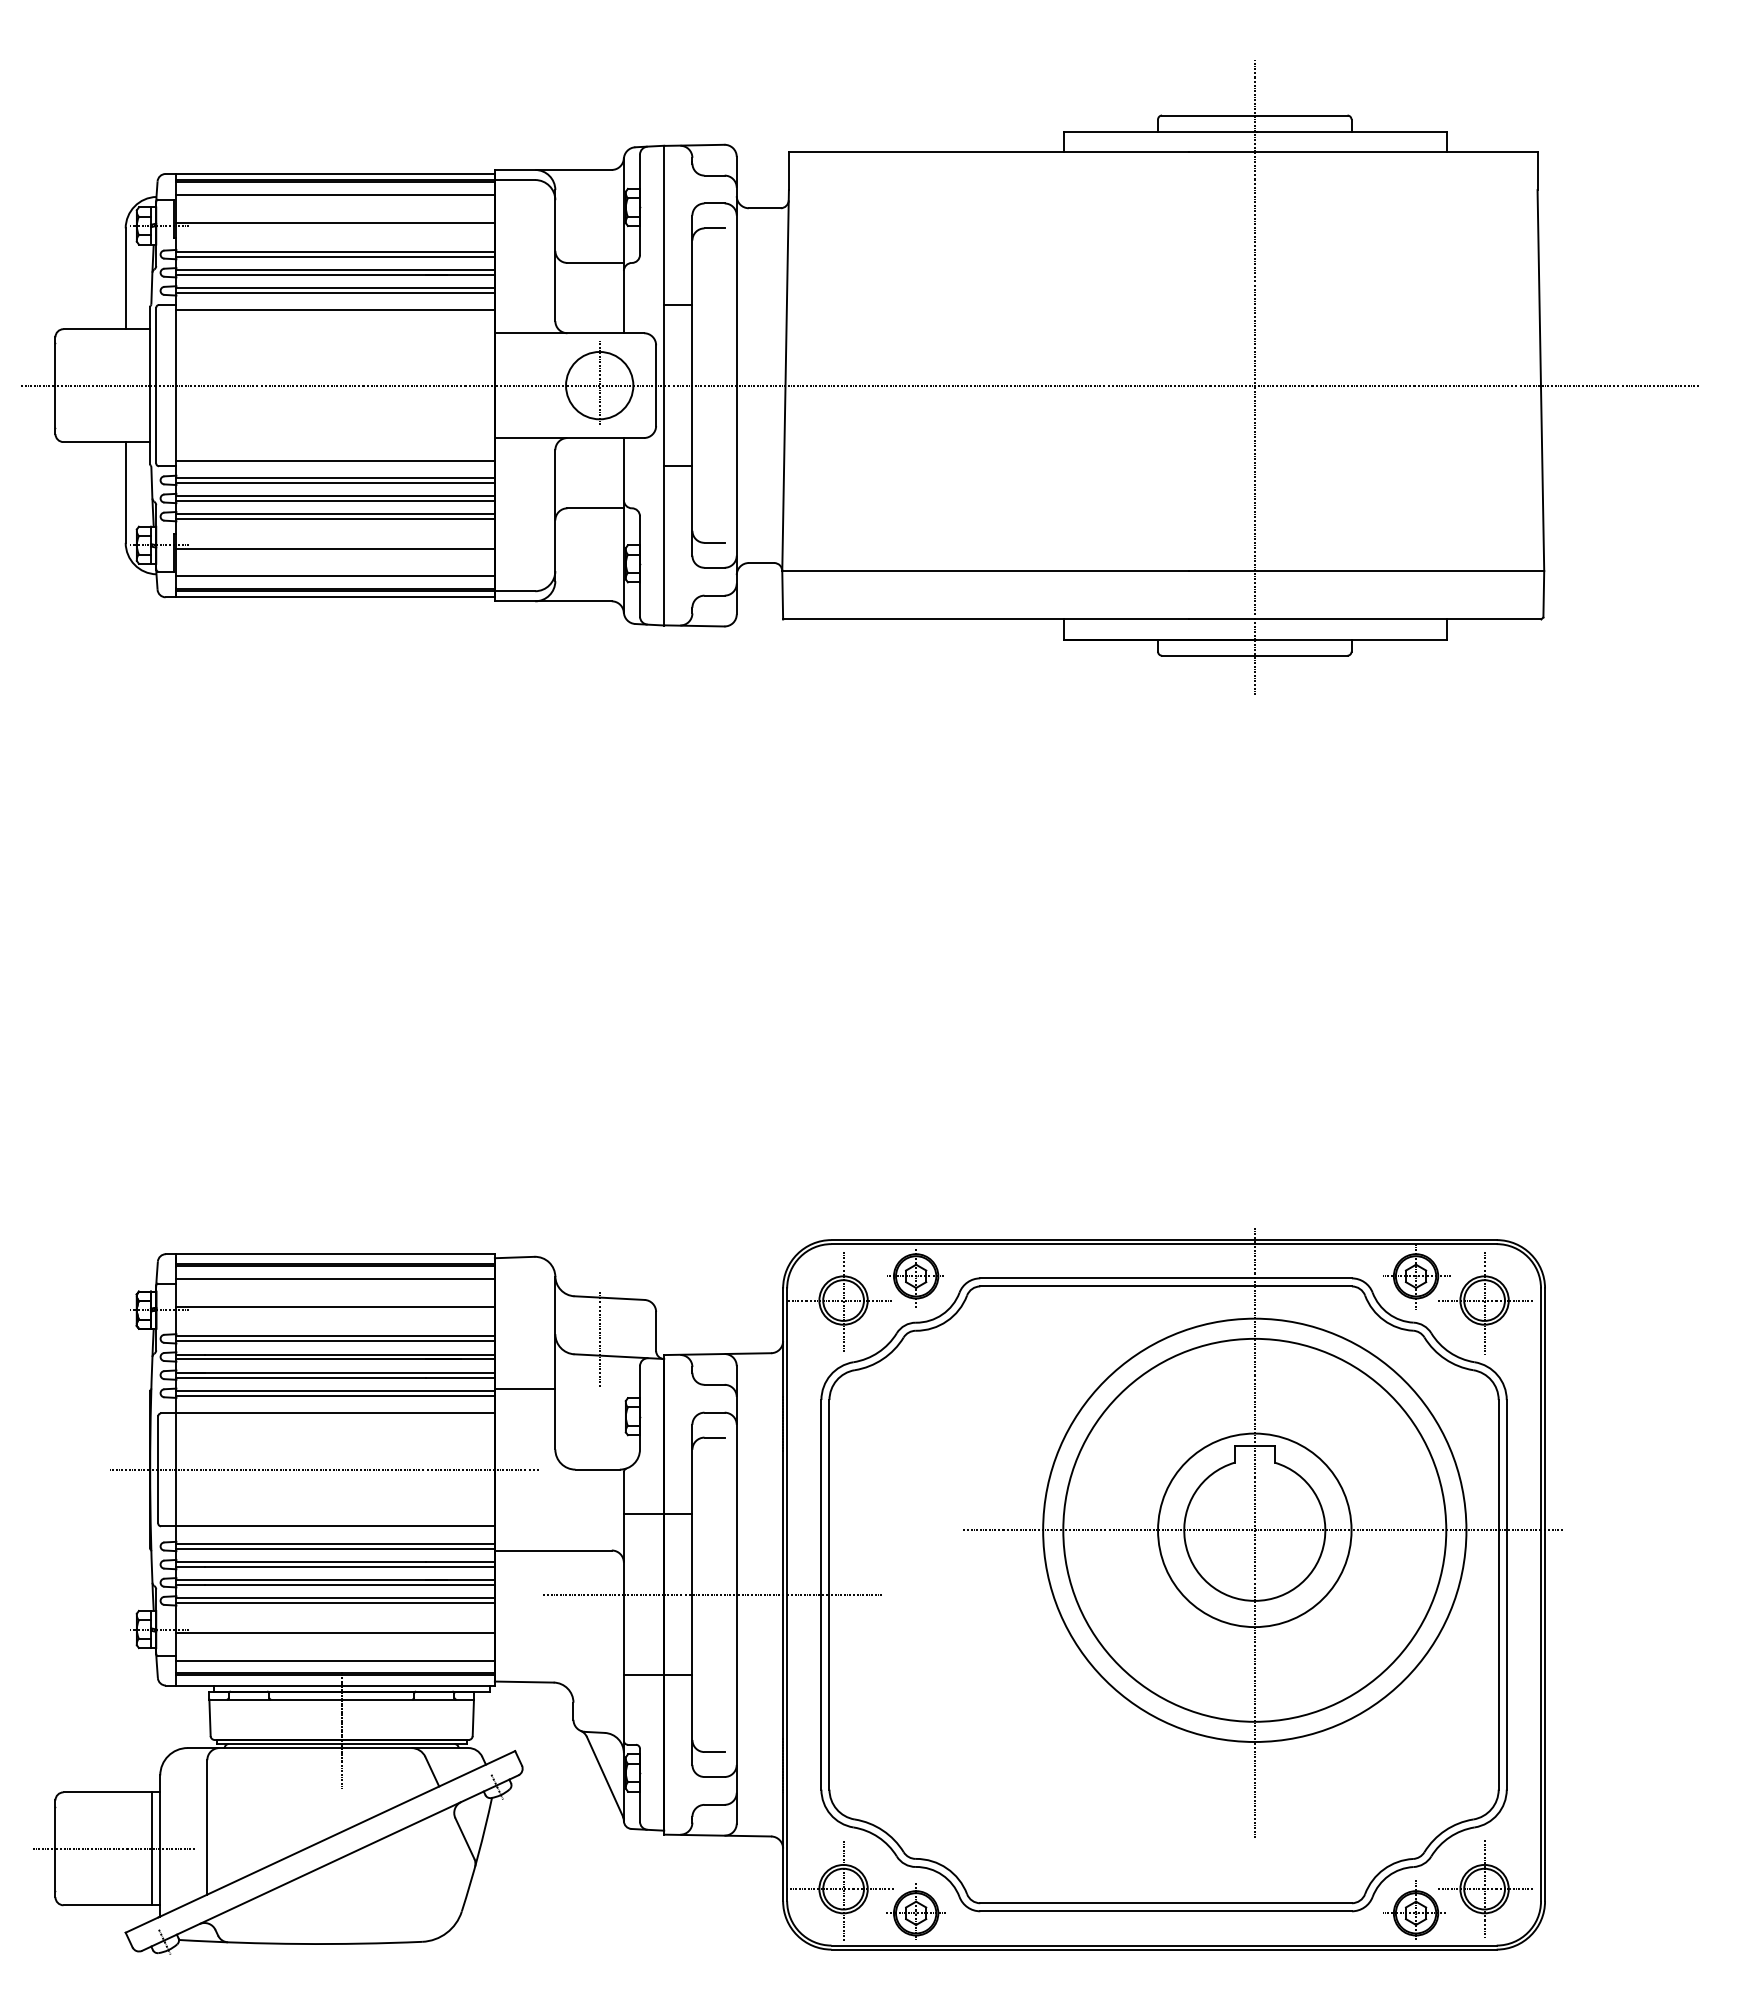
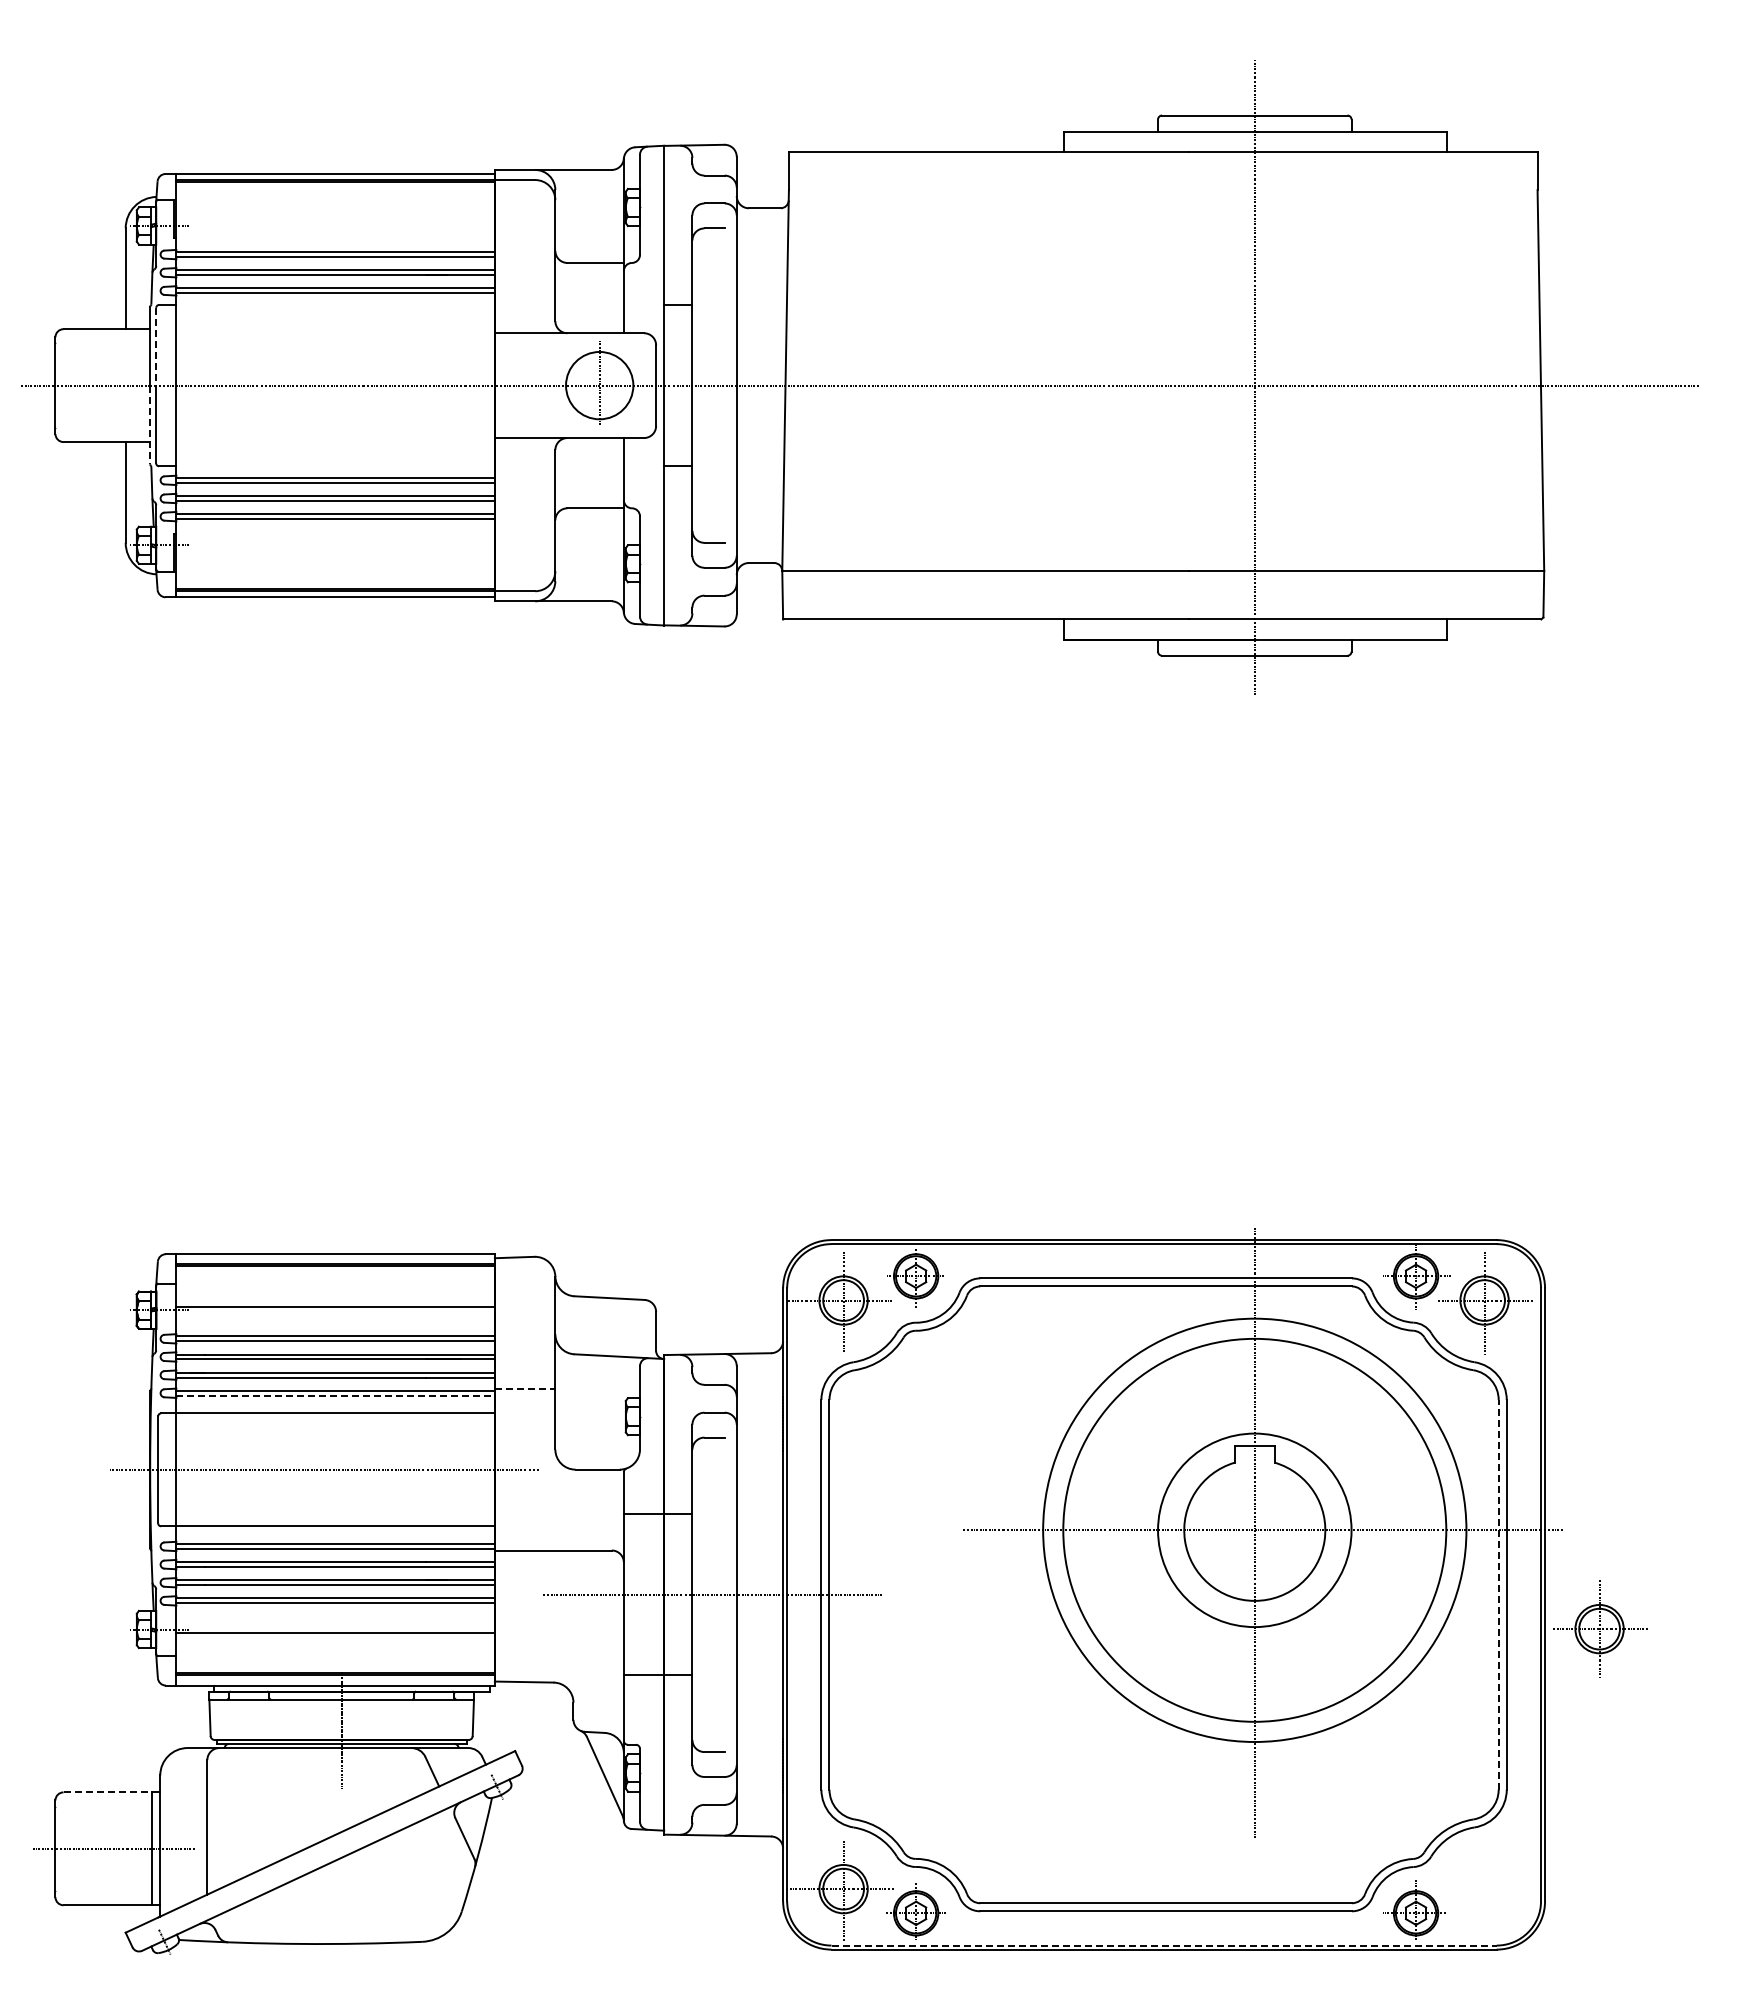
line: present -> none (335, 194)
line: present -> none (335, 222)
line: present -> none (335, 310)
line: solid -> dashed (156, 346)
line: solid -> dashed (150, 425)
line: present -> none (335, 461)
line: present -> none (335, 548)
line: present -> none (335, 576)
line: present -> none (335, 1279)
line: present -> none (599, 1338)
line: solid -> dashed (525, 1389)
line: solid -> dashed (336, 1395)
line: solid -> dashed (1498, 1594)
line: present -> none (335, 1660)
line: solid -> dashed (108, 1792)
part position: (1485, 1888) -> (1600, 1628) (1600, 1628)
line: solid -> dashed (1164, 1945)
